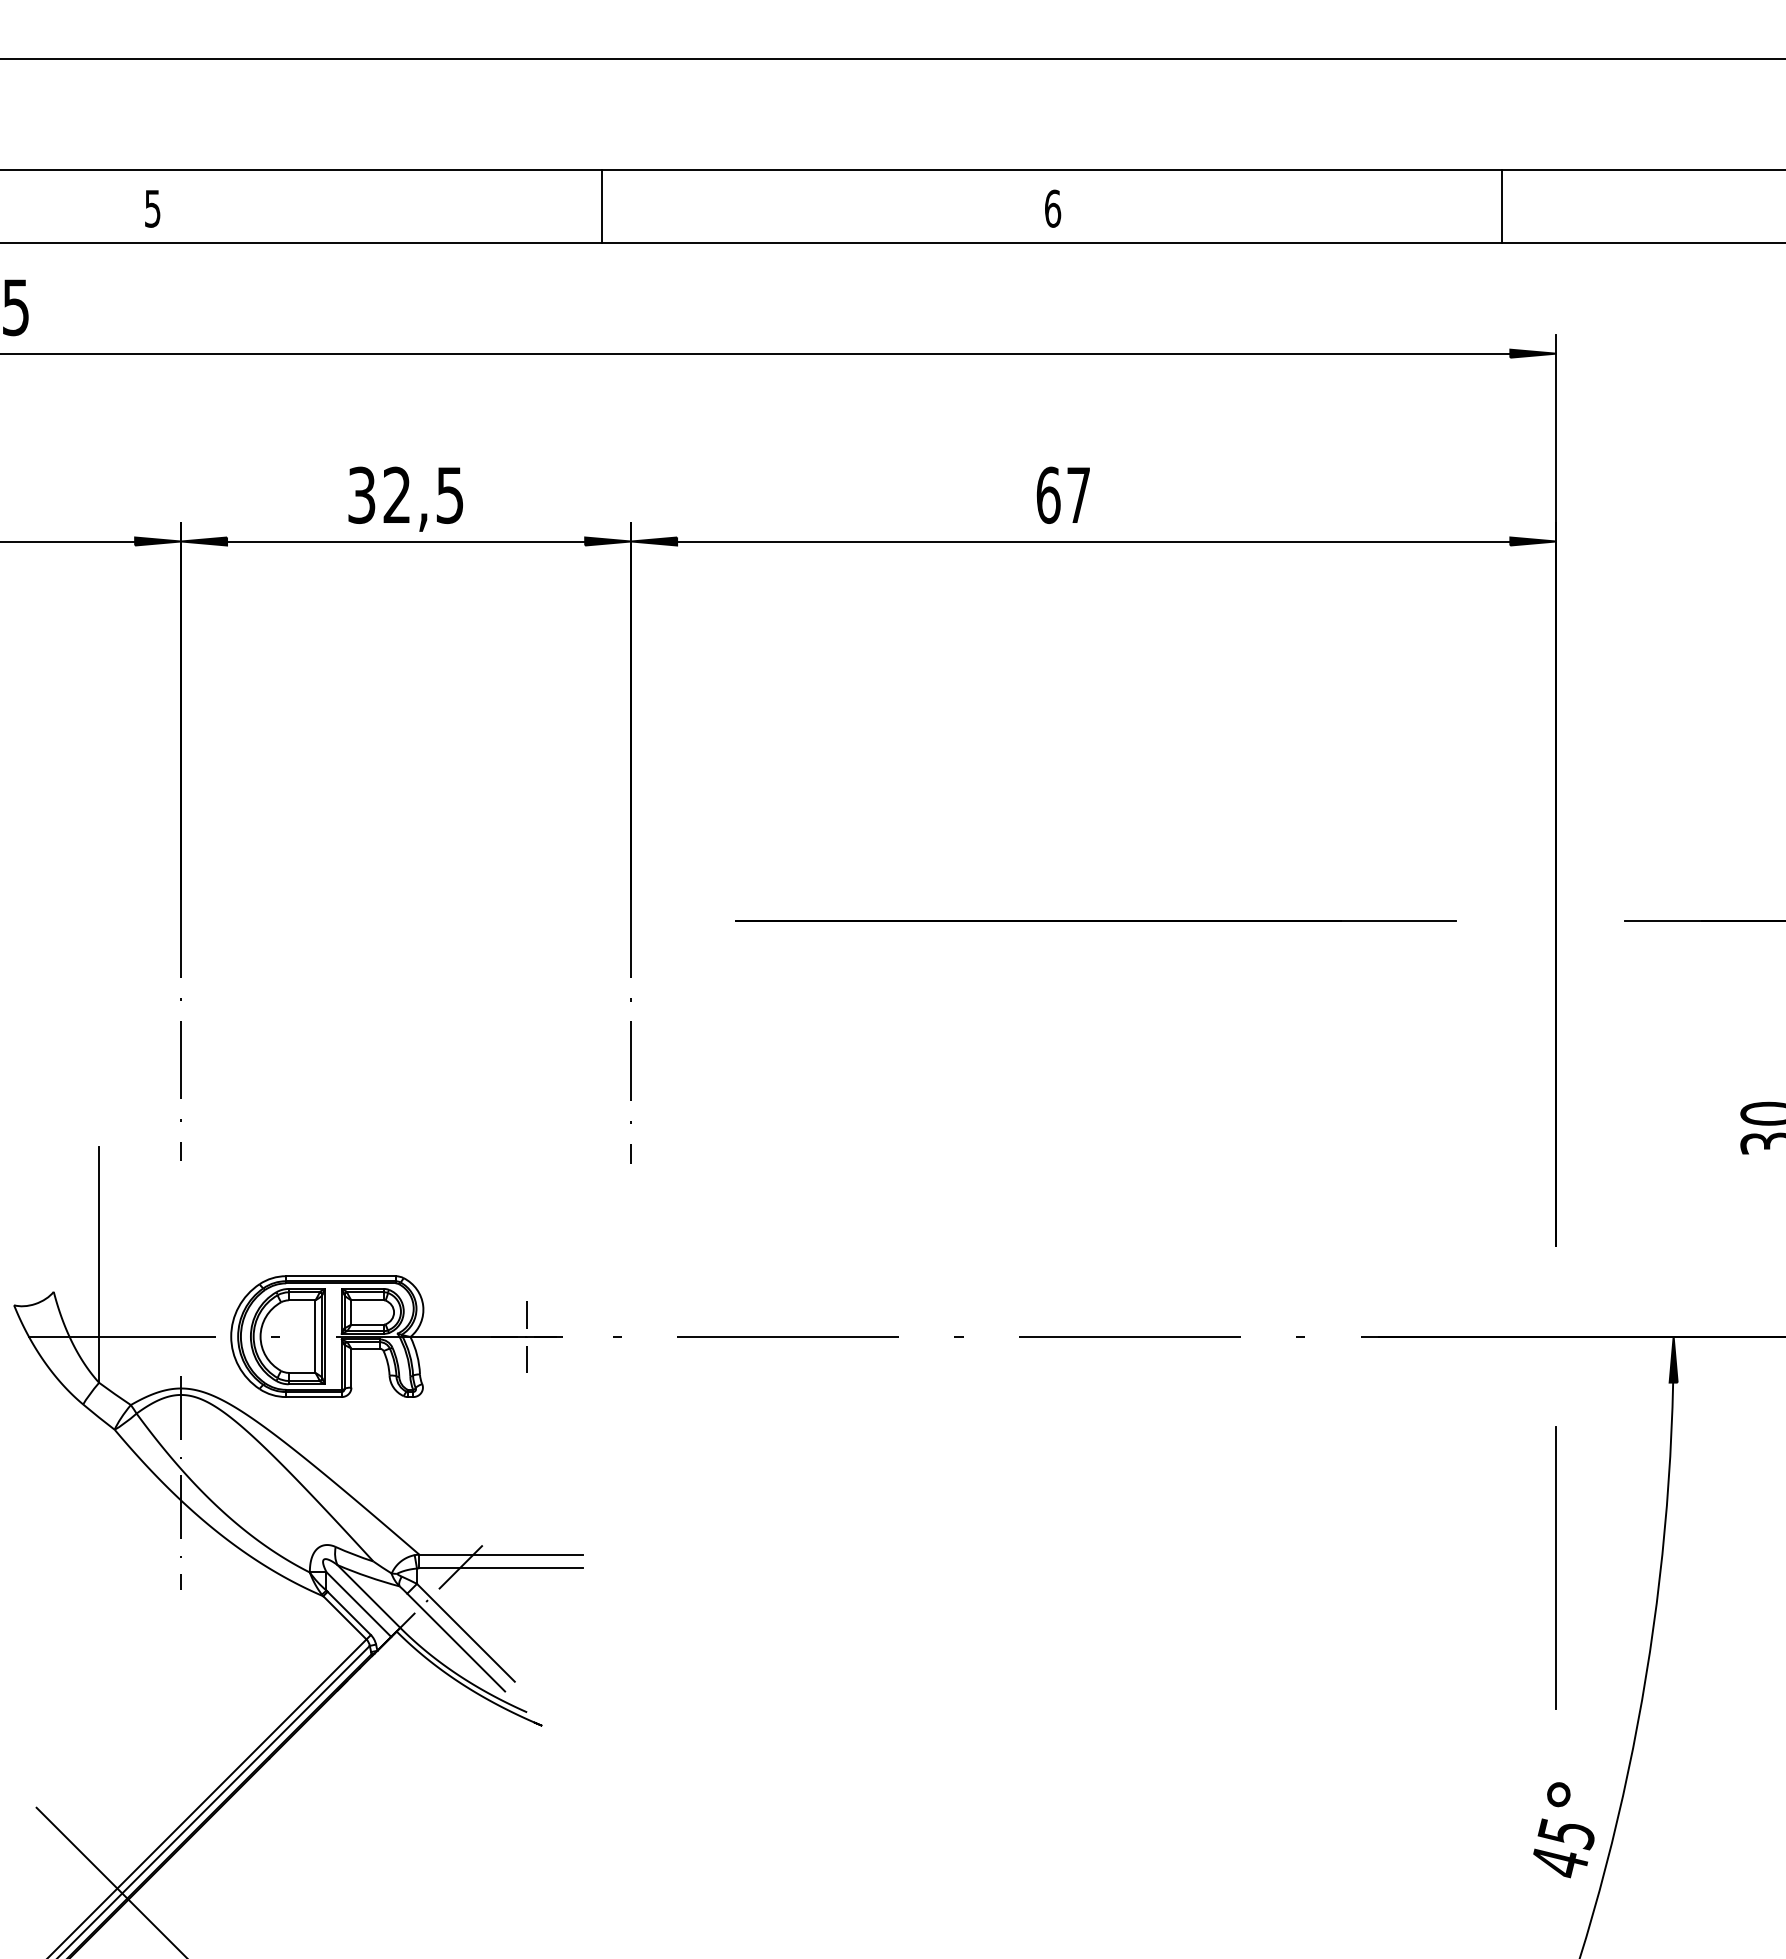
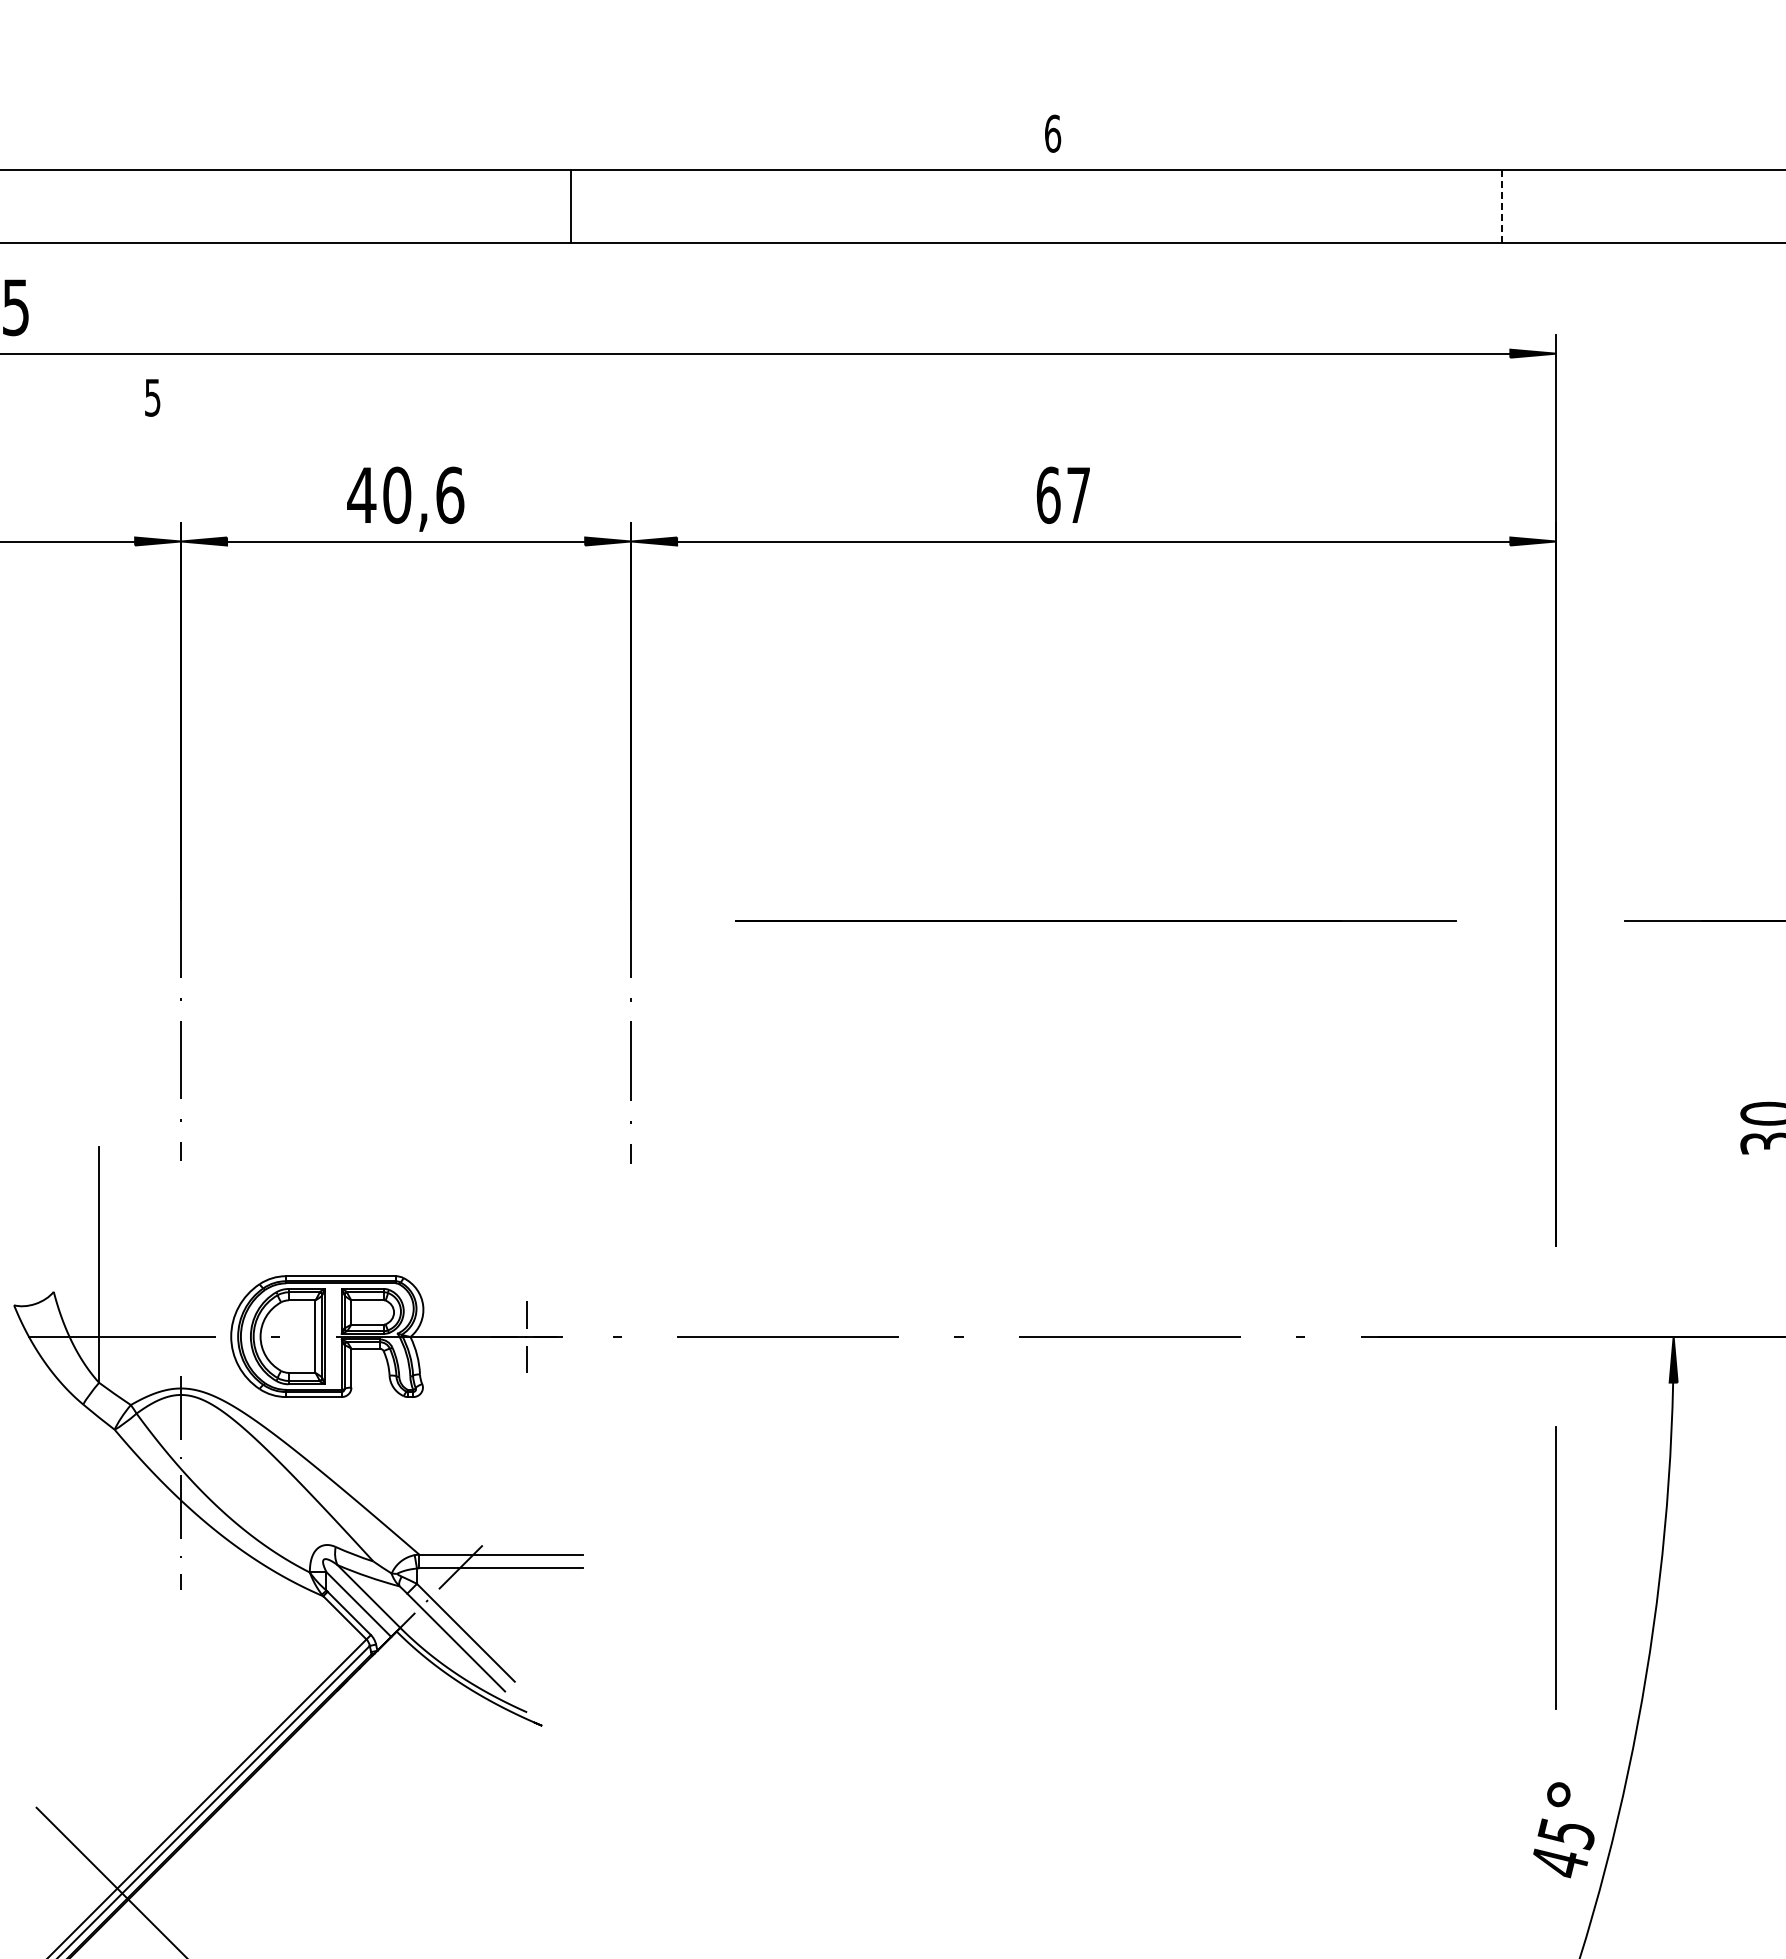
line: present -> none (892, 58)
line position: (602, 206) -> (571, 206) (571, 206)
line: solid -> dashed (1502, 206)
text position: (152, 208) -> (152, 397) (152, 397)
text position: (1053, 208) -> (1053, 133) (1053, 133)
text: 32,5 -> 40,6 (405, 495)
